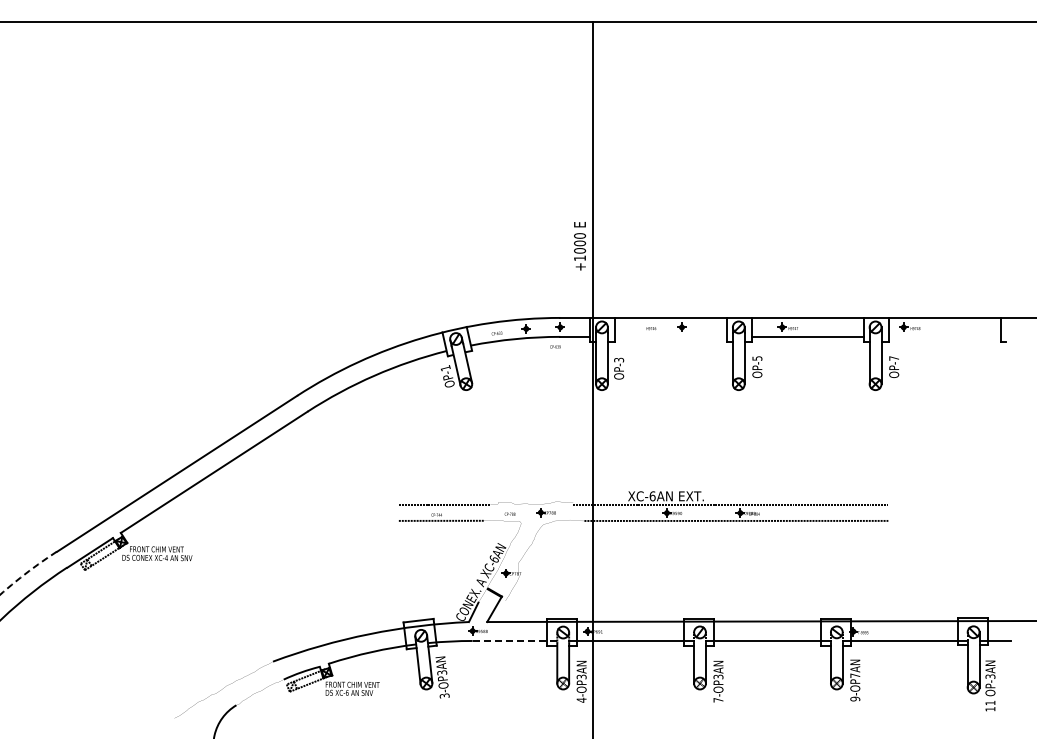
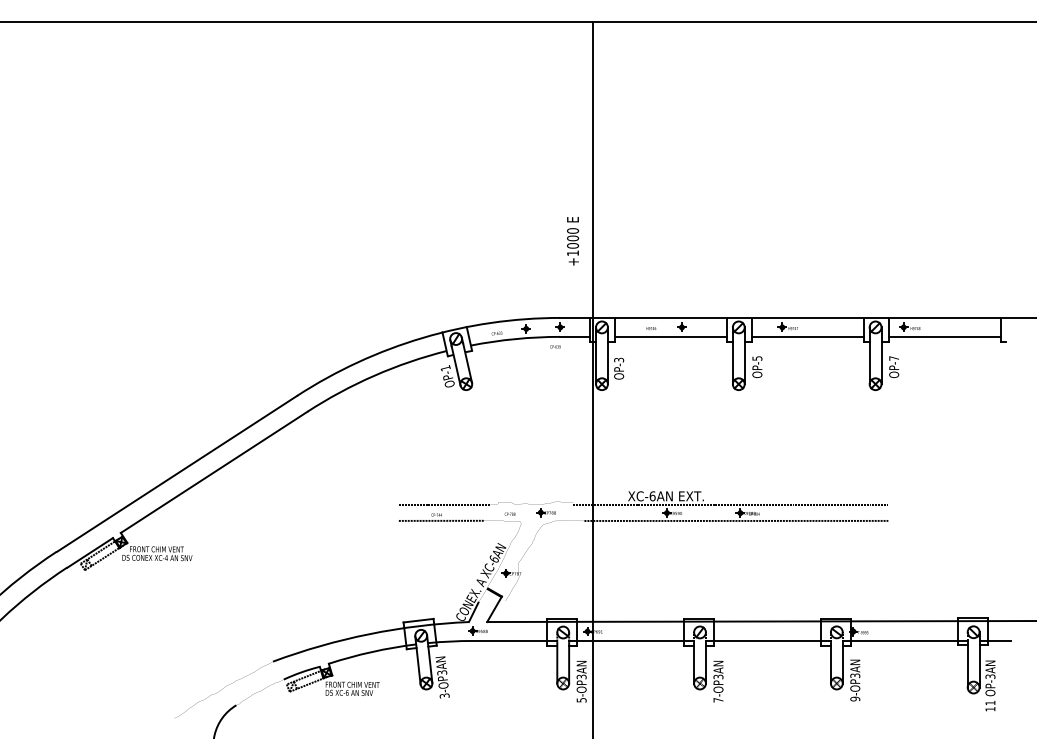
text position: (580, 246) -> (573, 241) (573, 241)
line: none -> present (670, 336)
line: none -> present (944, 336)
line: dashed -> solid (27, 572)
line: dashed -> solid (515, 640)
text: 9-OP7AN -> 9-OP3AN (855, 675)
text: 4-OP3AN -> 5-OP3AN (581, 699)
